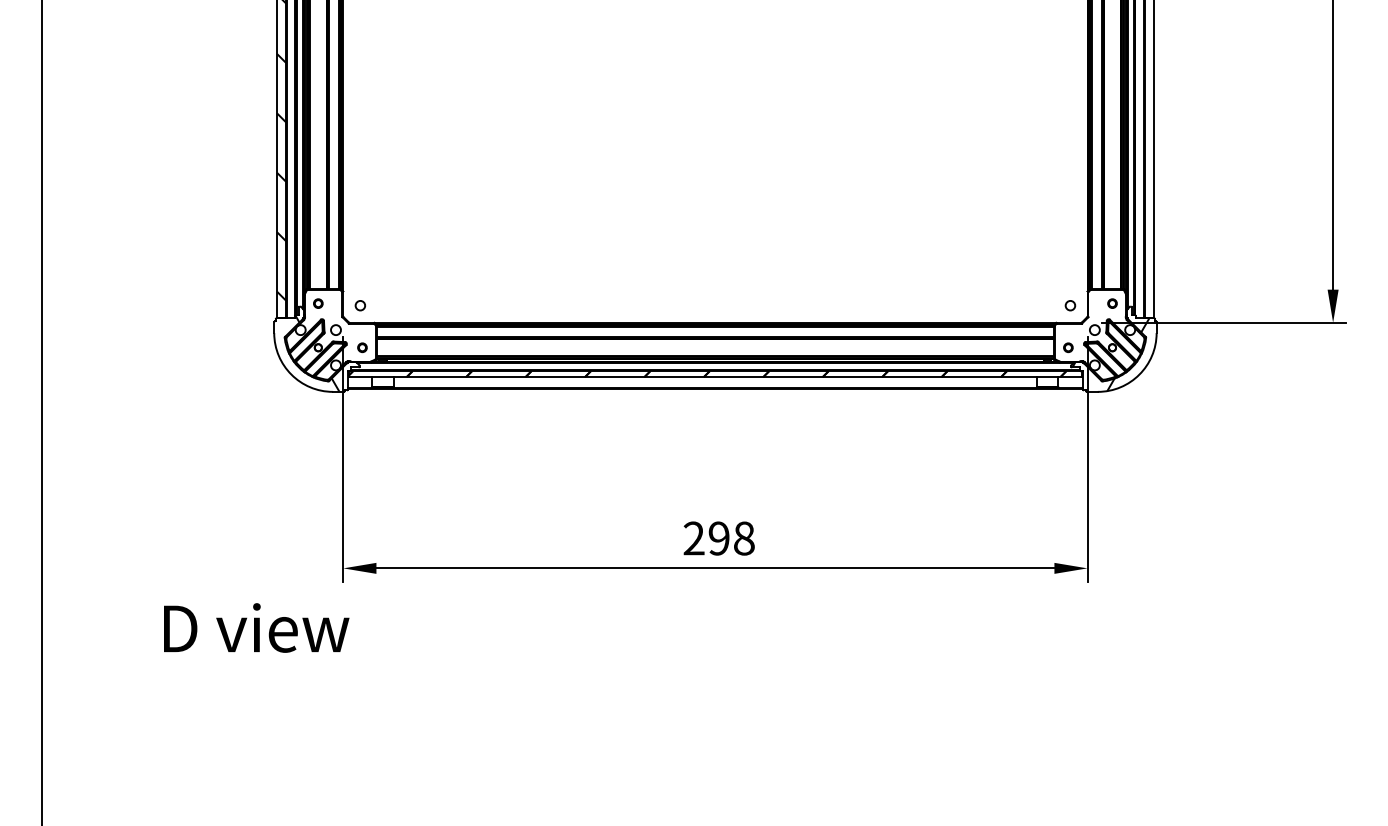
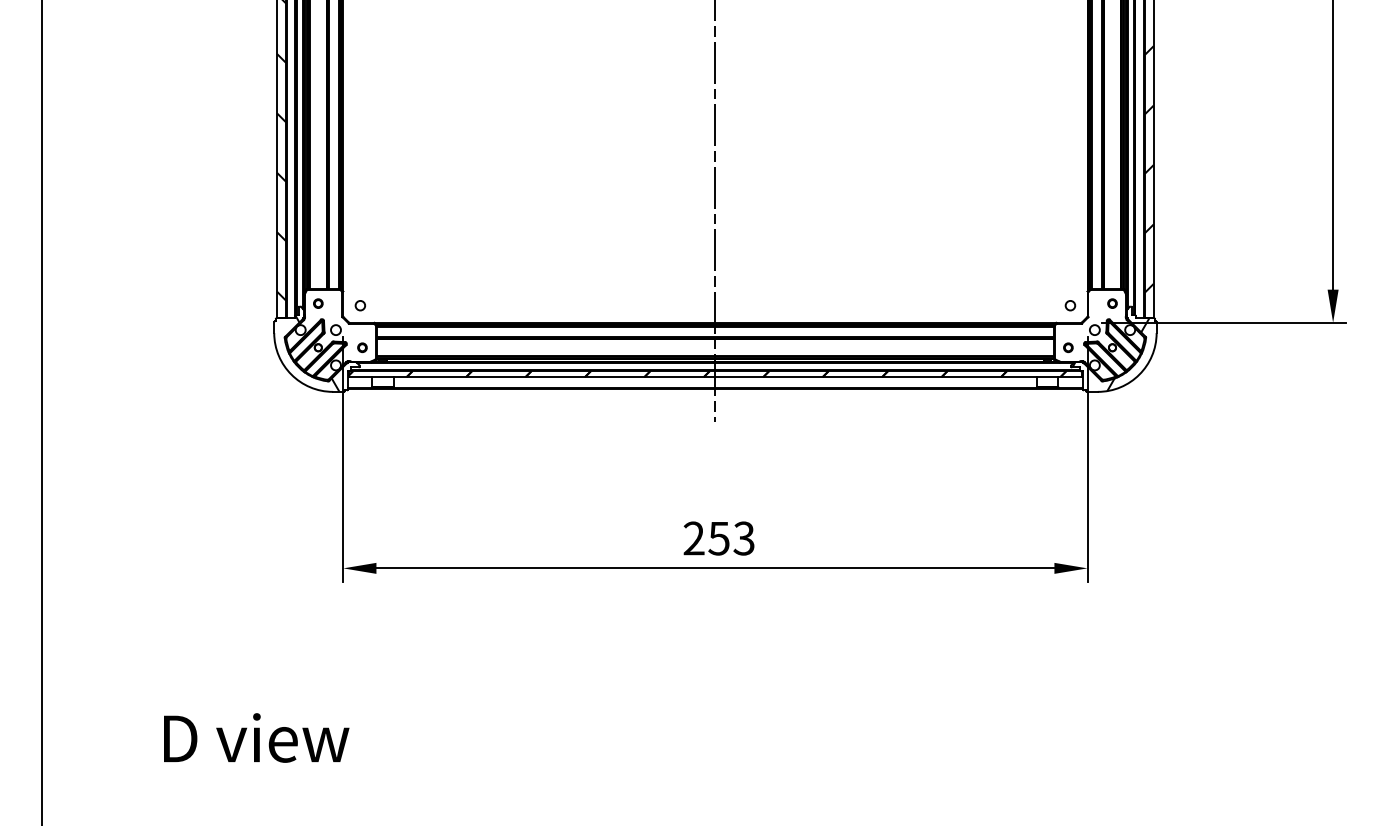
hatch: none -> present (1148, 169)
line: none -> present (715, 212)
text: 298 -> 253 (731, 538)
text position: (256, 627) -> (256, 737) (256, 737)
